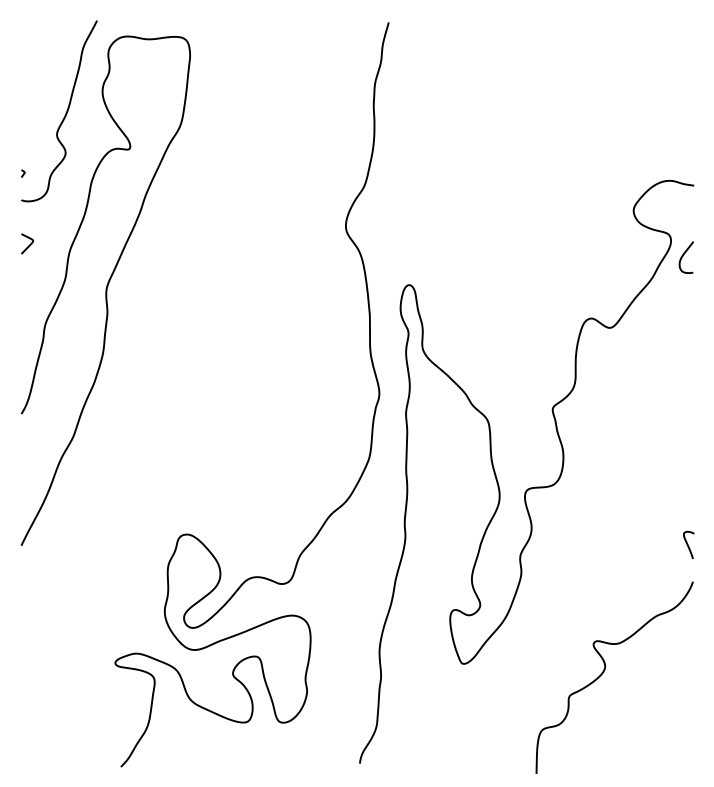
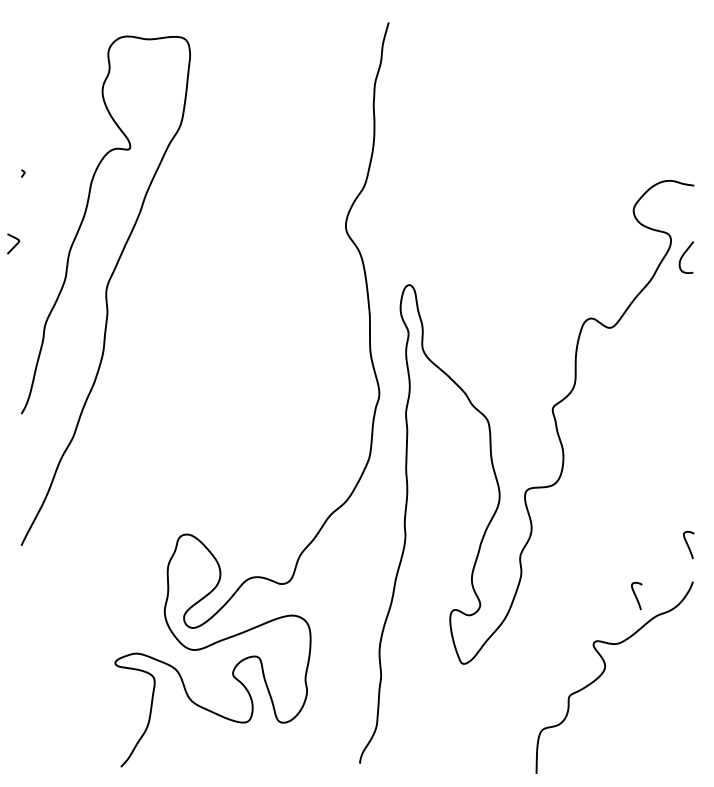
curve: present -> none (65, 113)
curve position: (29, 244) -> (15, 244) (15, 244)
curve: none -> present (636, 595)
